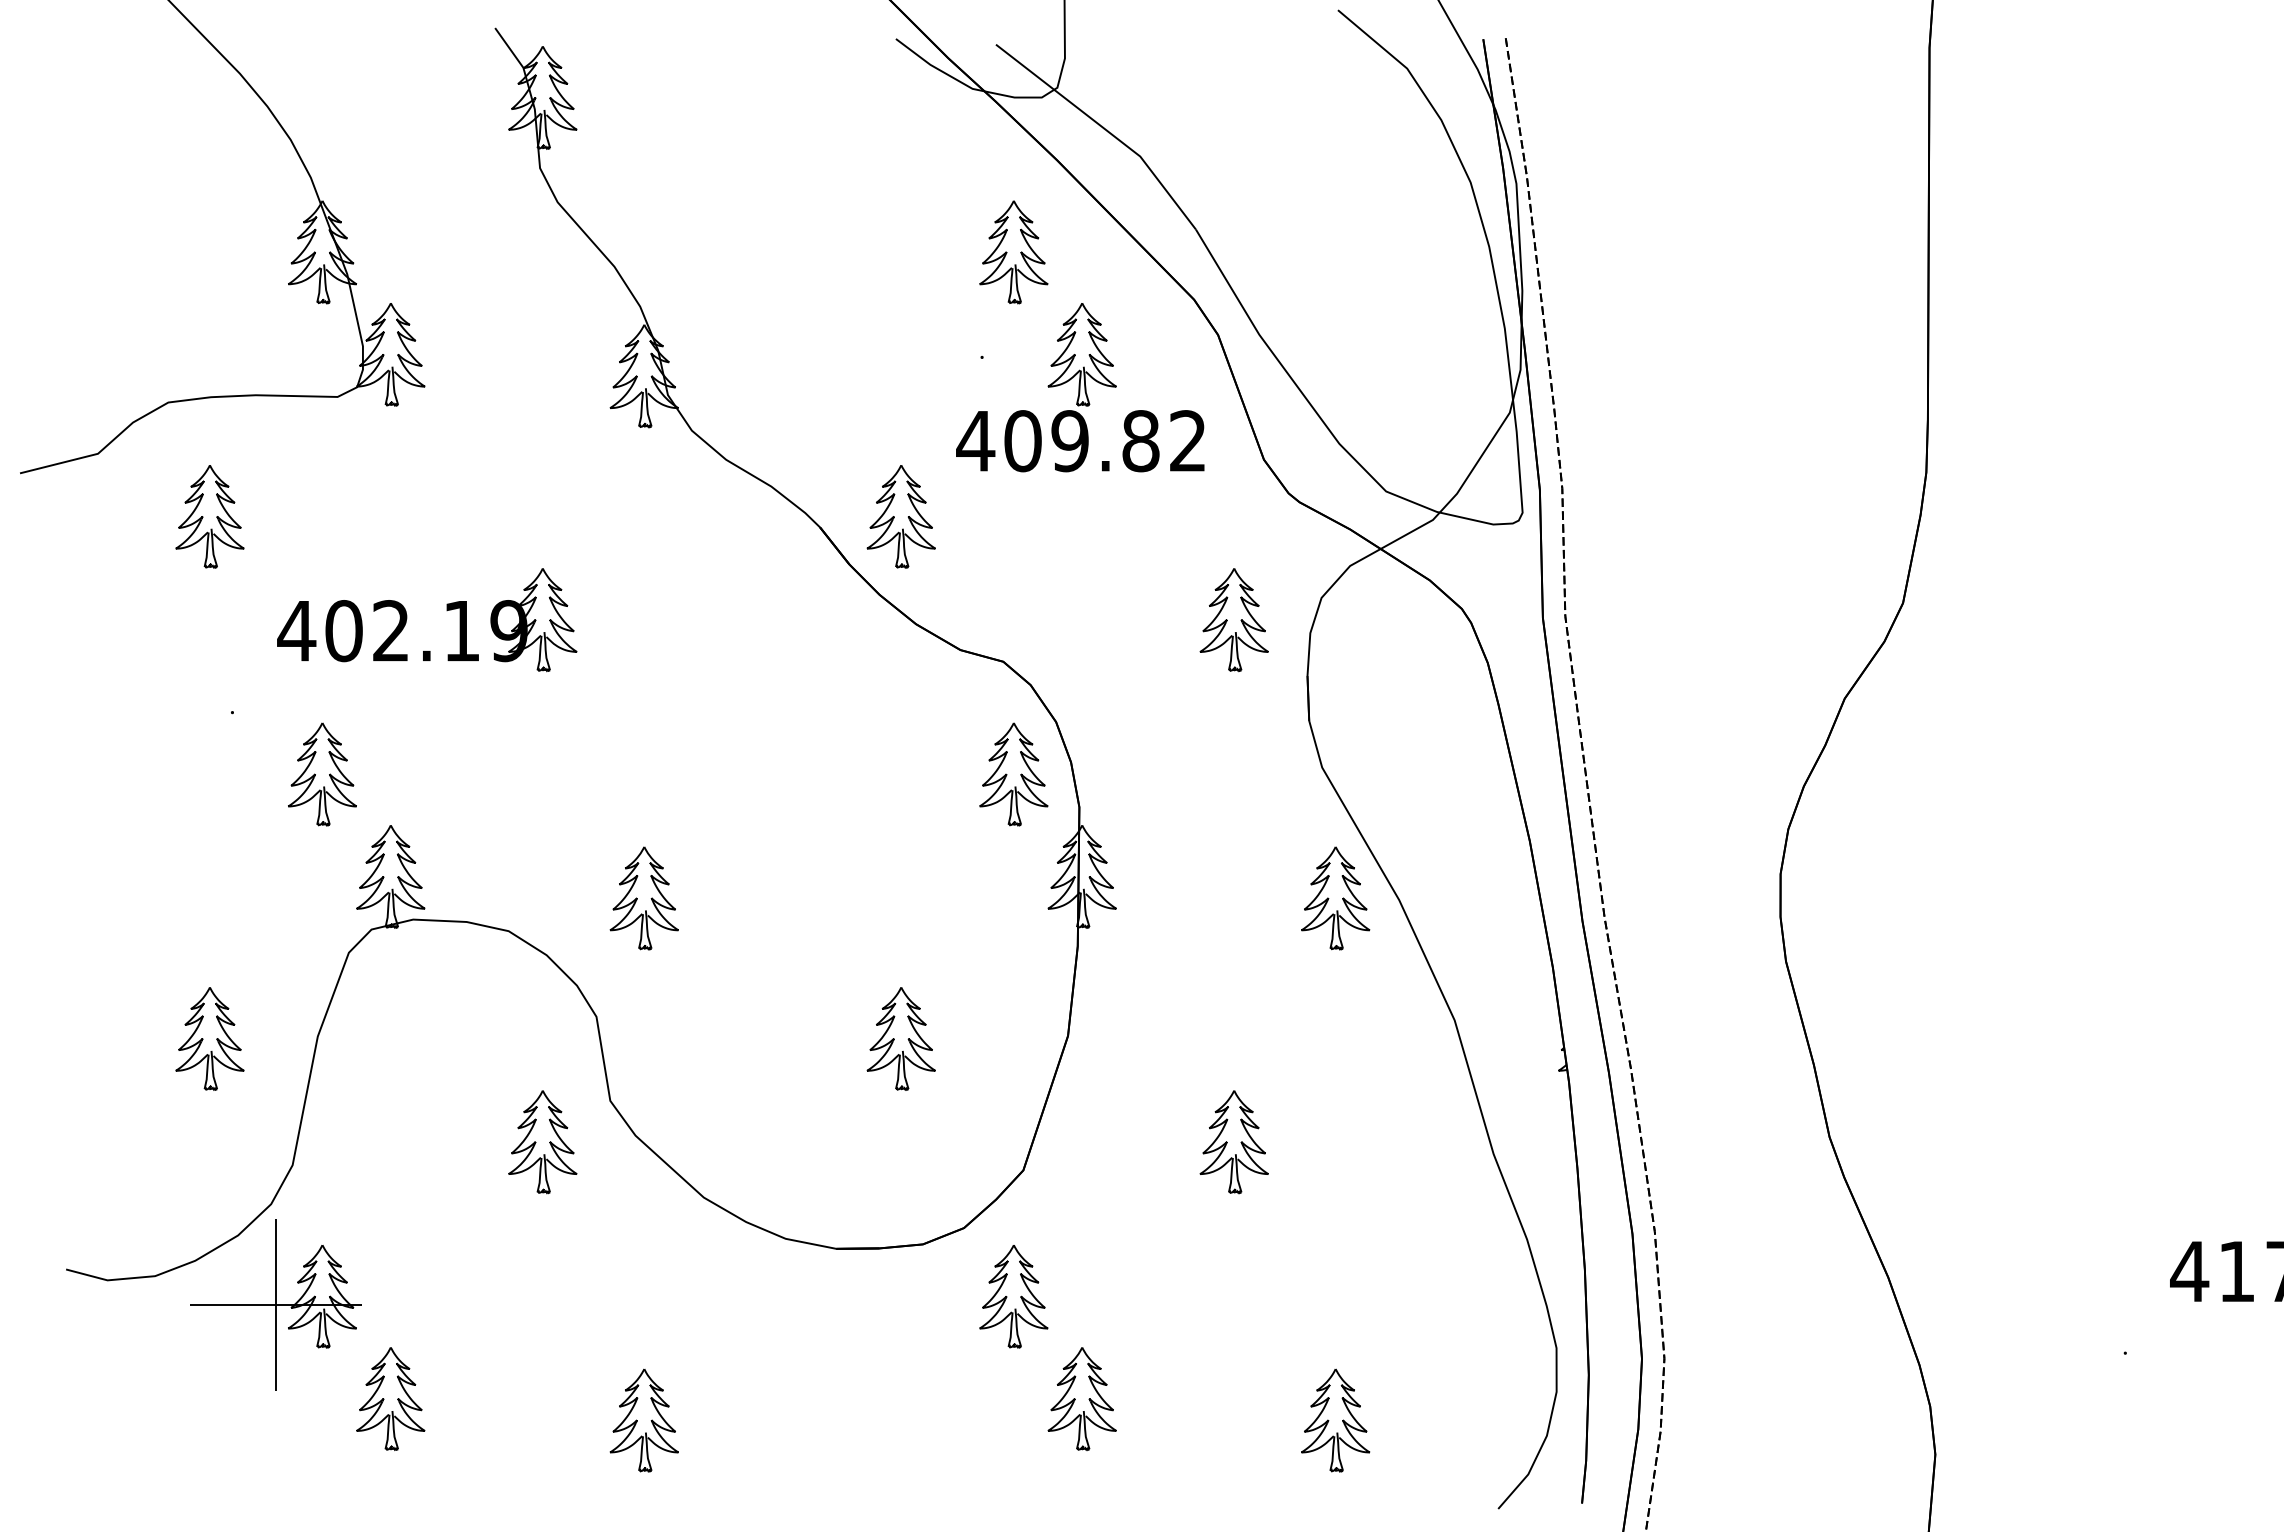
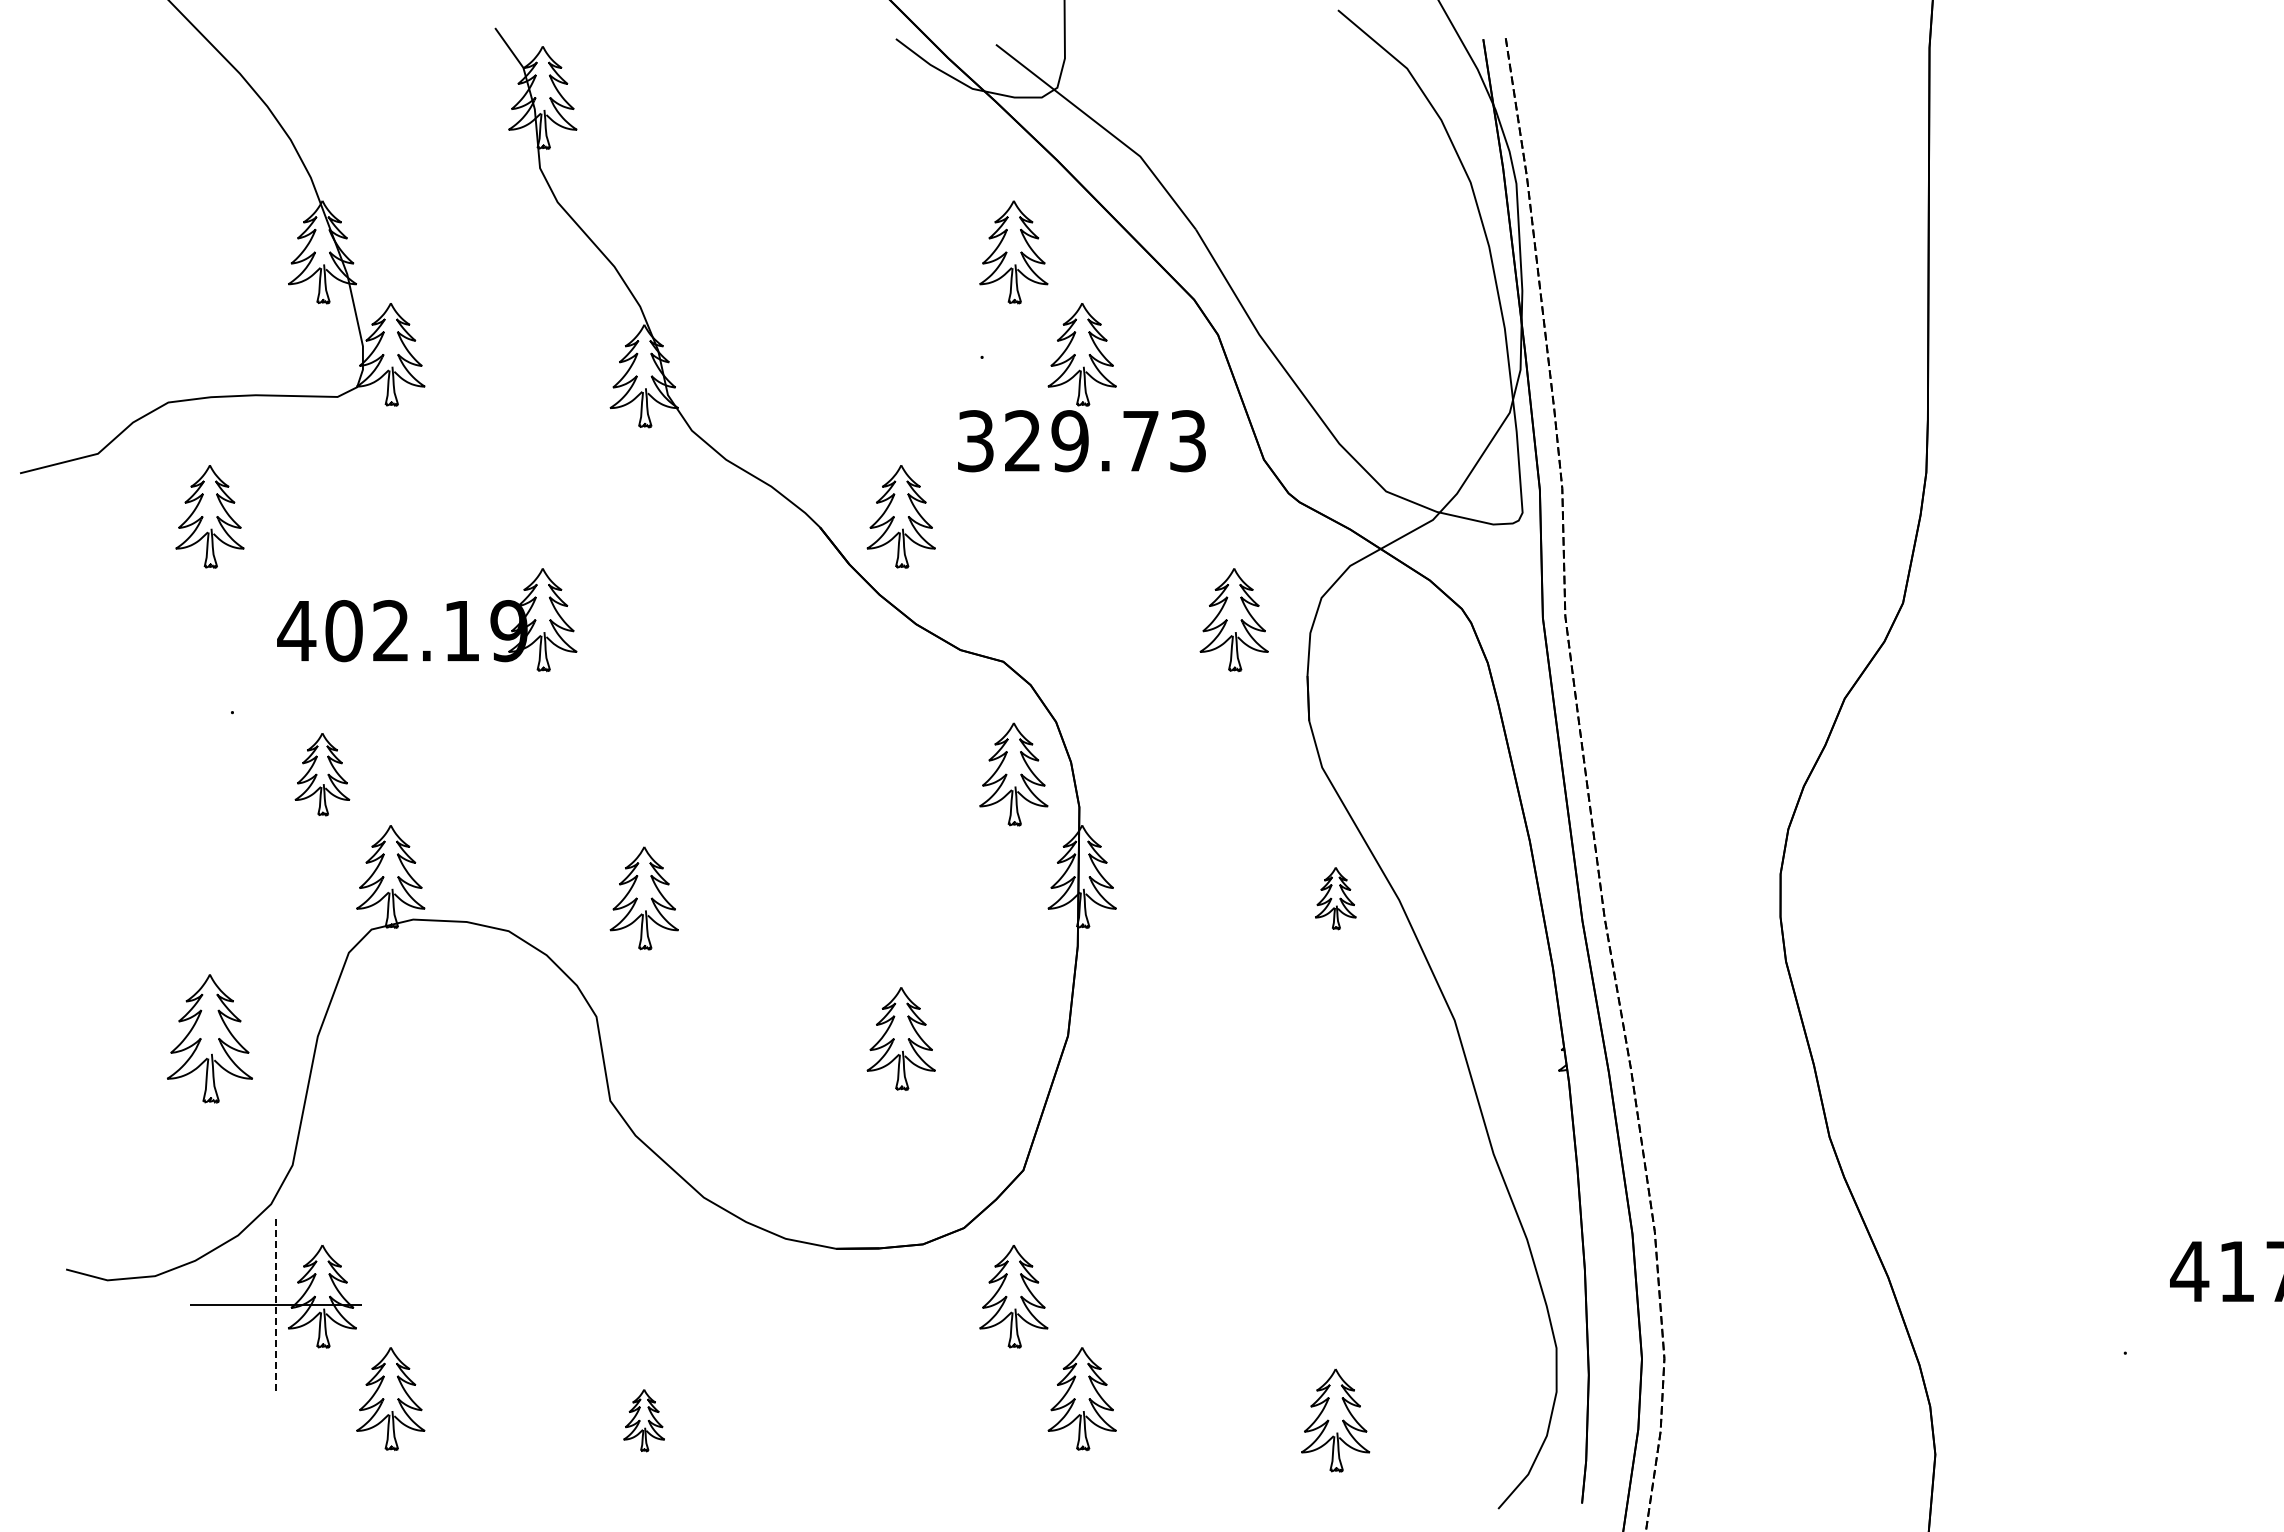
text: 409.82 -> 329.73 (1080, 441)
part size: 69x105 px -> 57x84 px (322, 774)
part size: 70x105 px -> 42x64 px (1335, 898)
part size: 70x104 px -> 86x130 px (209, 1038)
part: present -> none (542, 1142)
part: present -> none (1233, 1142)
line: solid -> dashed (275, 1305)
part size: 70x105 px -> 42x64 px (643, 1420)
